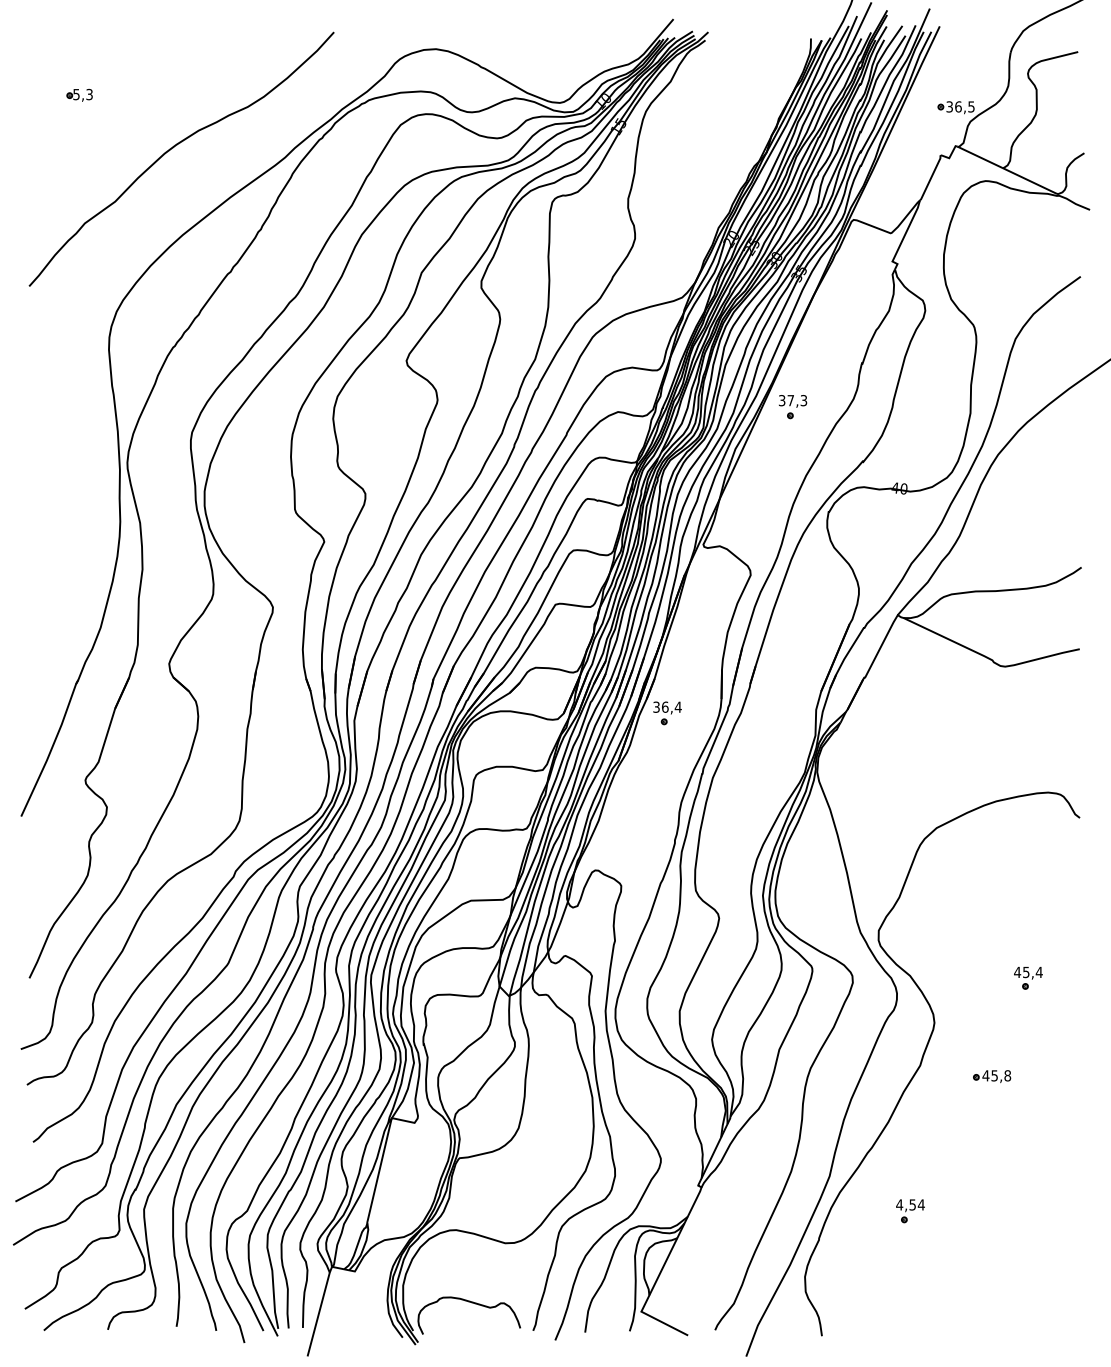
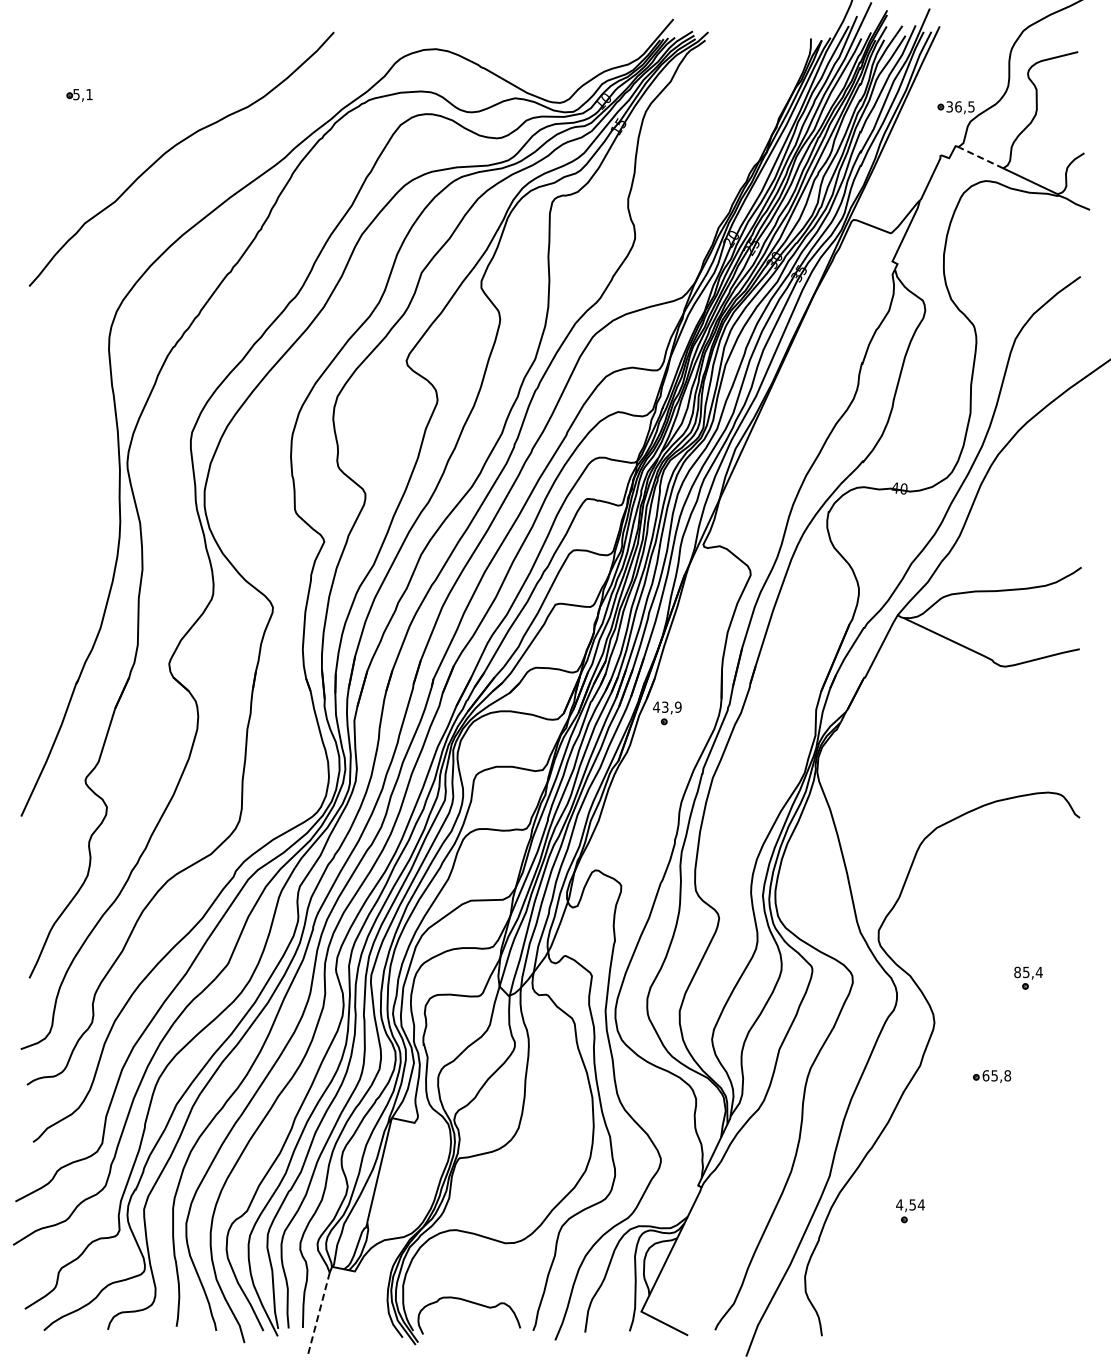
text: 5,3 -> 5,1 (89, 94)
line: solid -> dashed (979, 156)
part: present -> none (793, 407)
text: 36,4 -> 43,9 (667, 706)
text: 45,4 -> 85,4 (1017, 972)
text: 45,8 -> 65,8 (985, 1075)
line: solid -> dashed (318, 1315)
